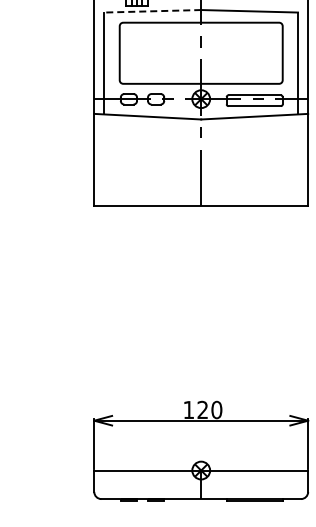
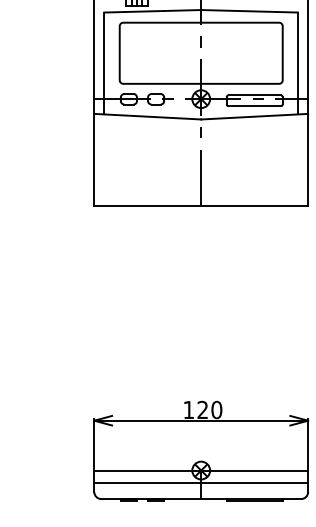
line: dashed -> solid (152, 11)
line: none -> present (201, 483)
